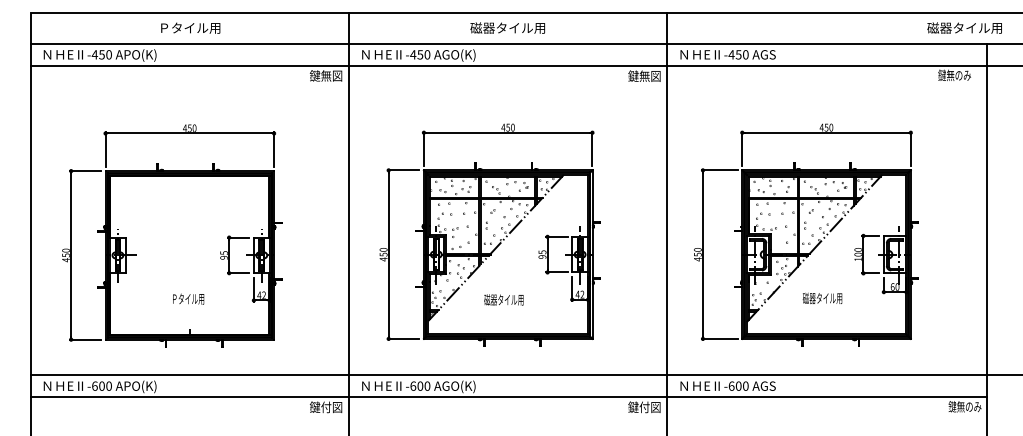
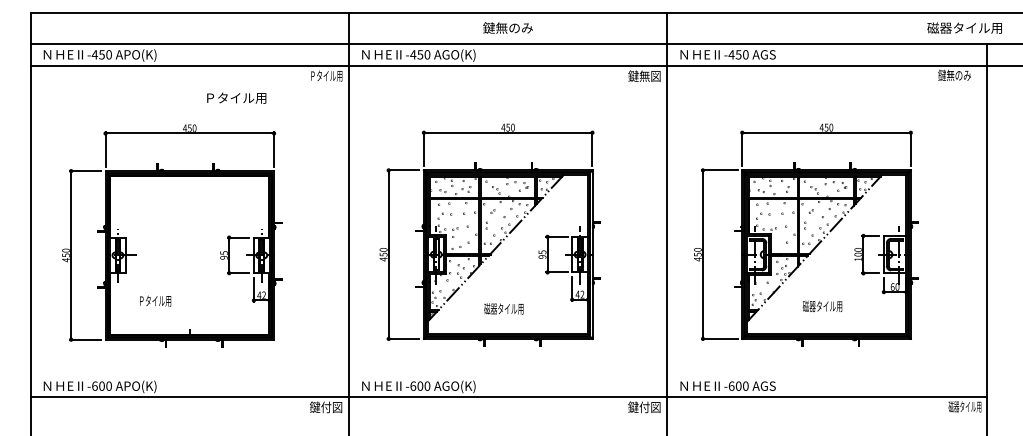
text position: (190, 27) -> (236, 97) (236, 97)
text: 磁器タイル用 -> 鍵無のみ (507, 27)
text: 鍵無図 -> Ｐタイル用 (325, 75)
text position: (822, 297) -> (822, 305) (822, 305)
text position: (188, 298) -> (155, 300) (155, 300)
text position: (503, 299) -> (503, 308) (503, 308)
line: present -> none (524, 374)
text: 鍵無のみ -> 磁器タイル用 (964, 406)
